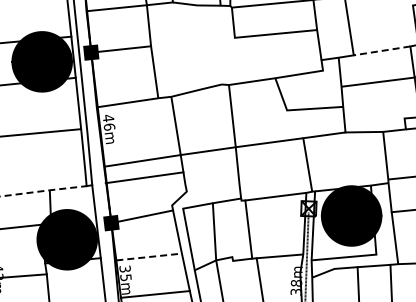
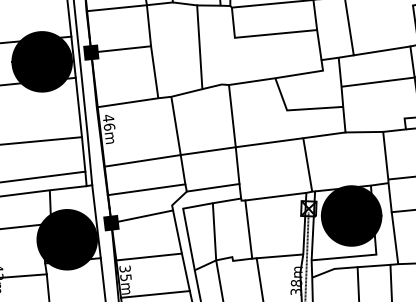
line: none -> present (199, 47)
line: dashed -> solid (382, 50)
line position: (41, 132) -> (41, 140) (41, 140)
line: none -> present (43, 176)
line position: (144, 177) -> (146, 189) (146, 189)
line: none -> present (212, 187)
line: dashed -> solid (44, 190)
line: dashed -> solid (149, 257)
